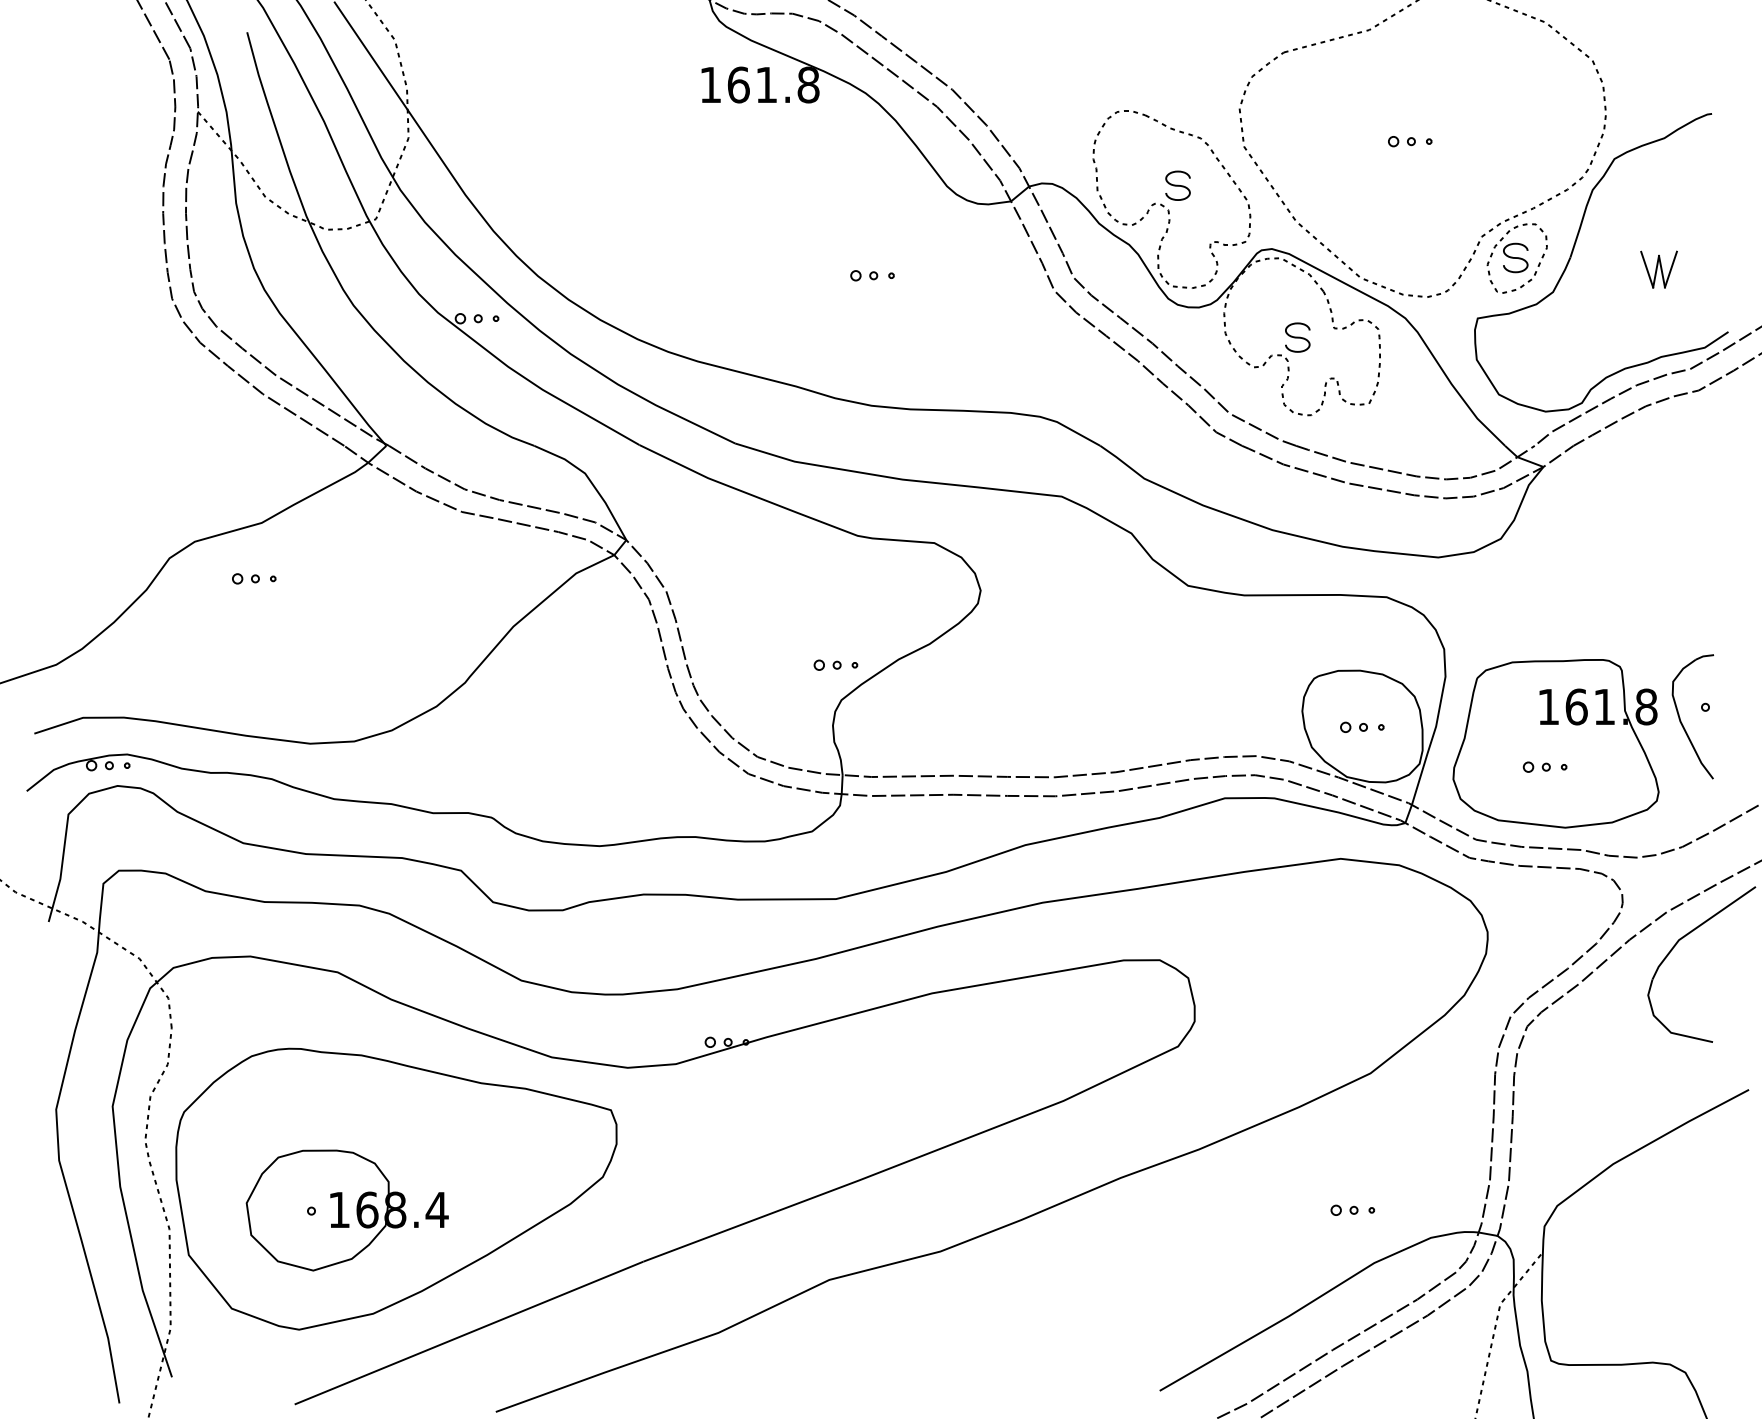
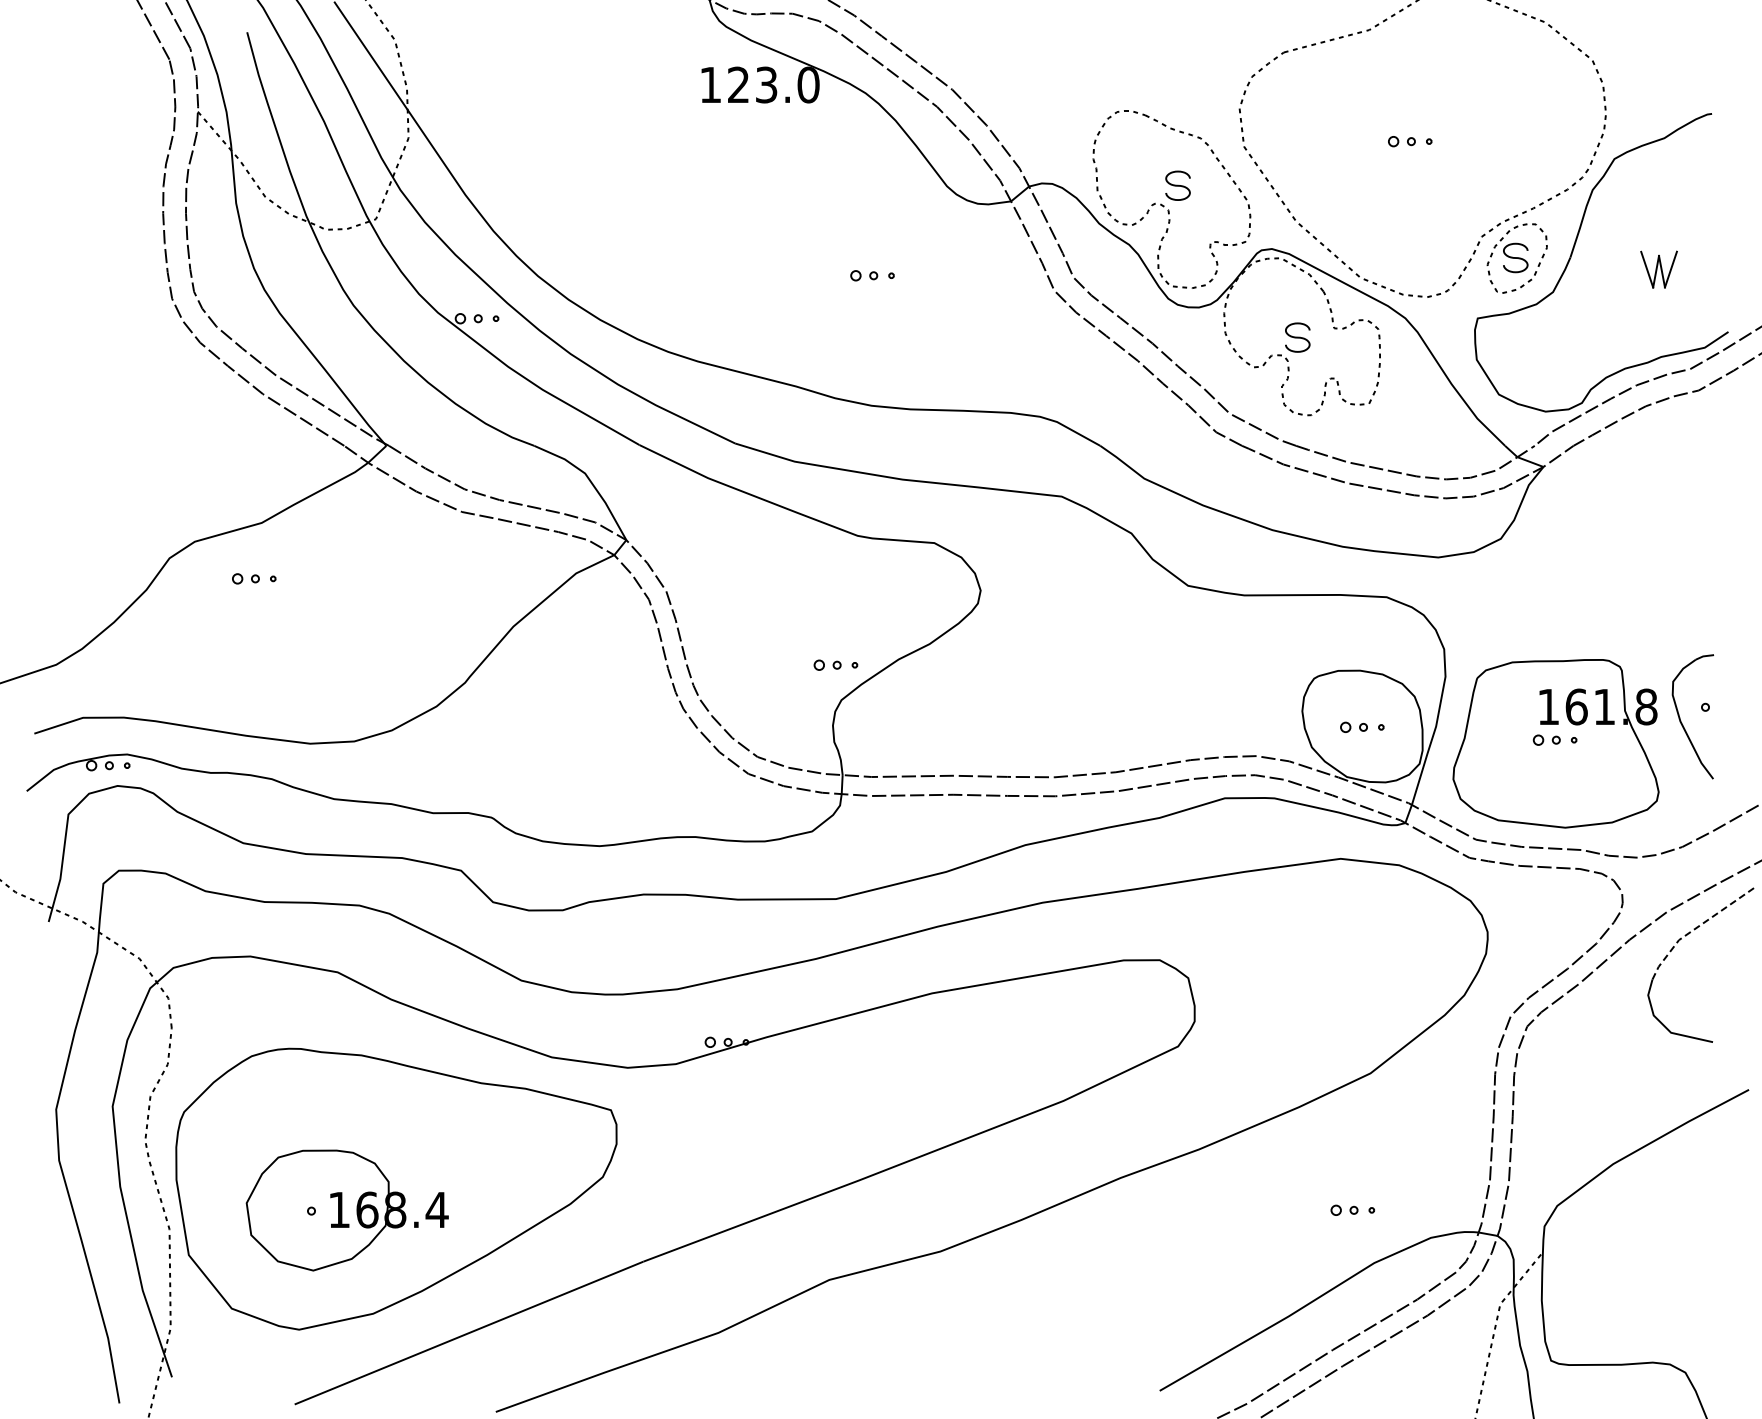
text: 161.8 -> 123.0 (773, 84)
part position: (1544, 766) -> (1554, 739) (1554, 739)
line: solid -> dashed (1696, 927)
